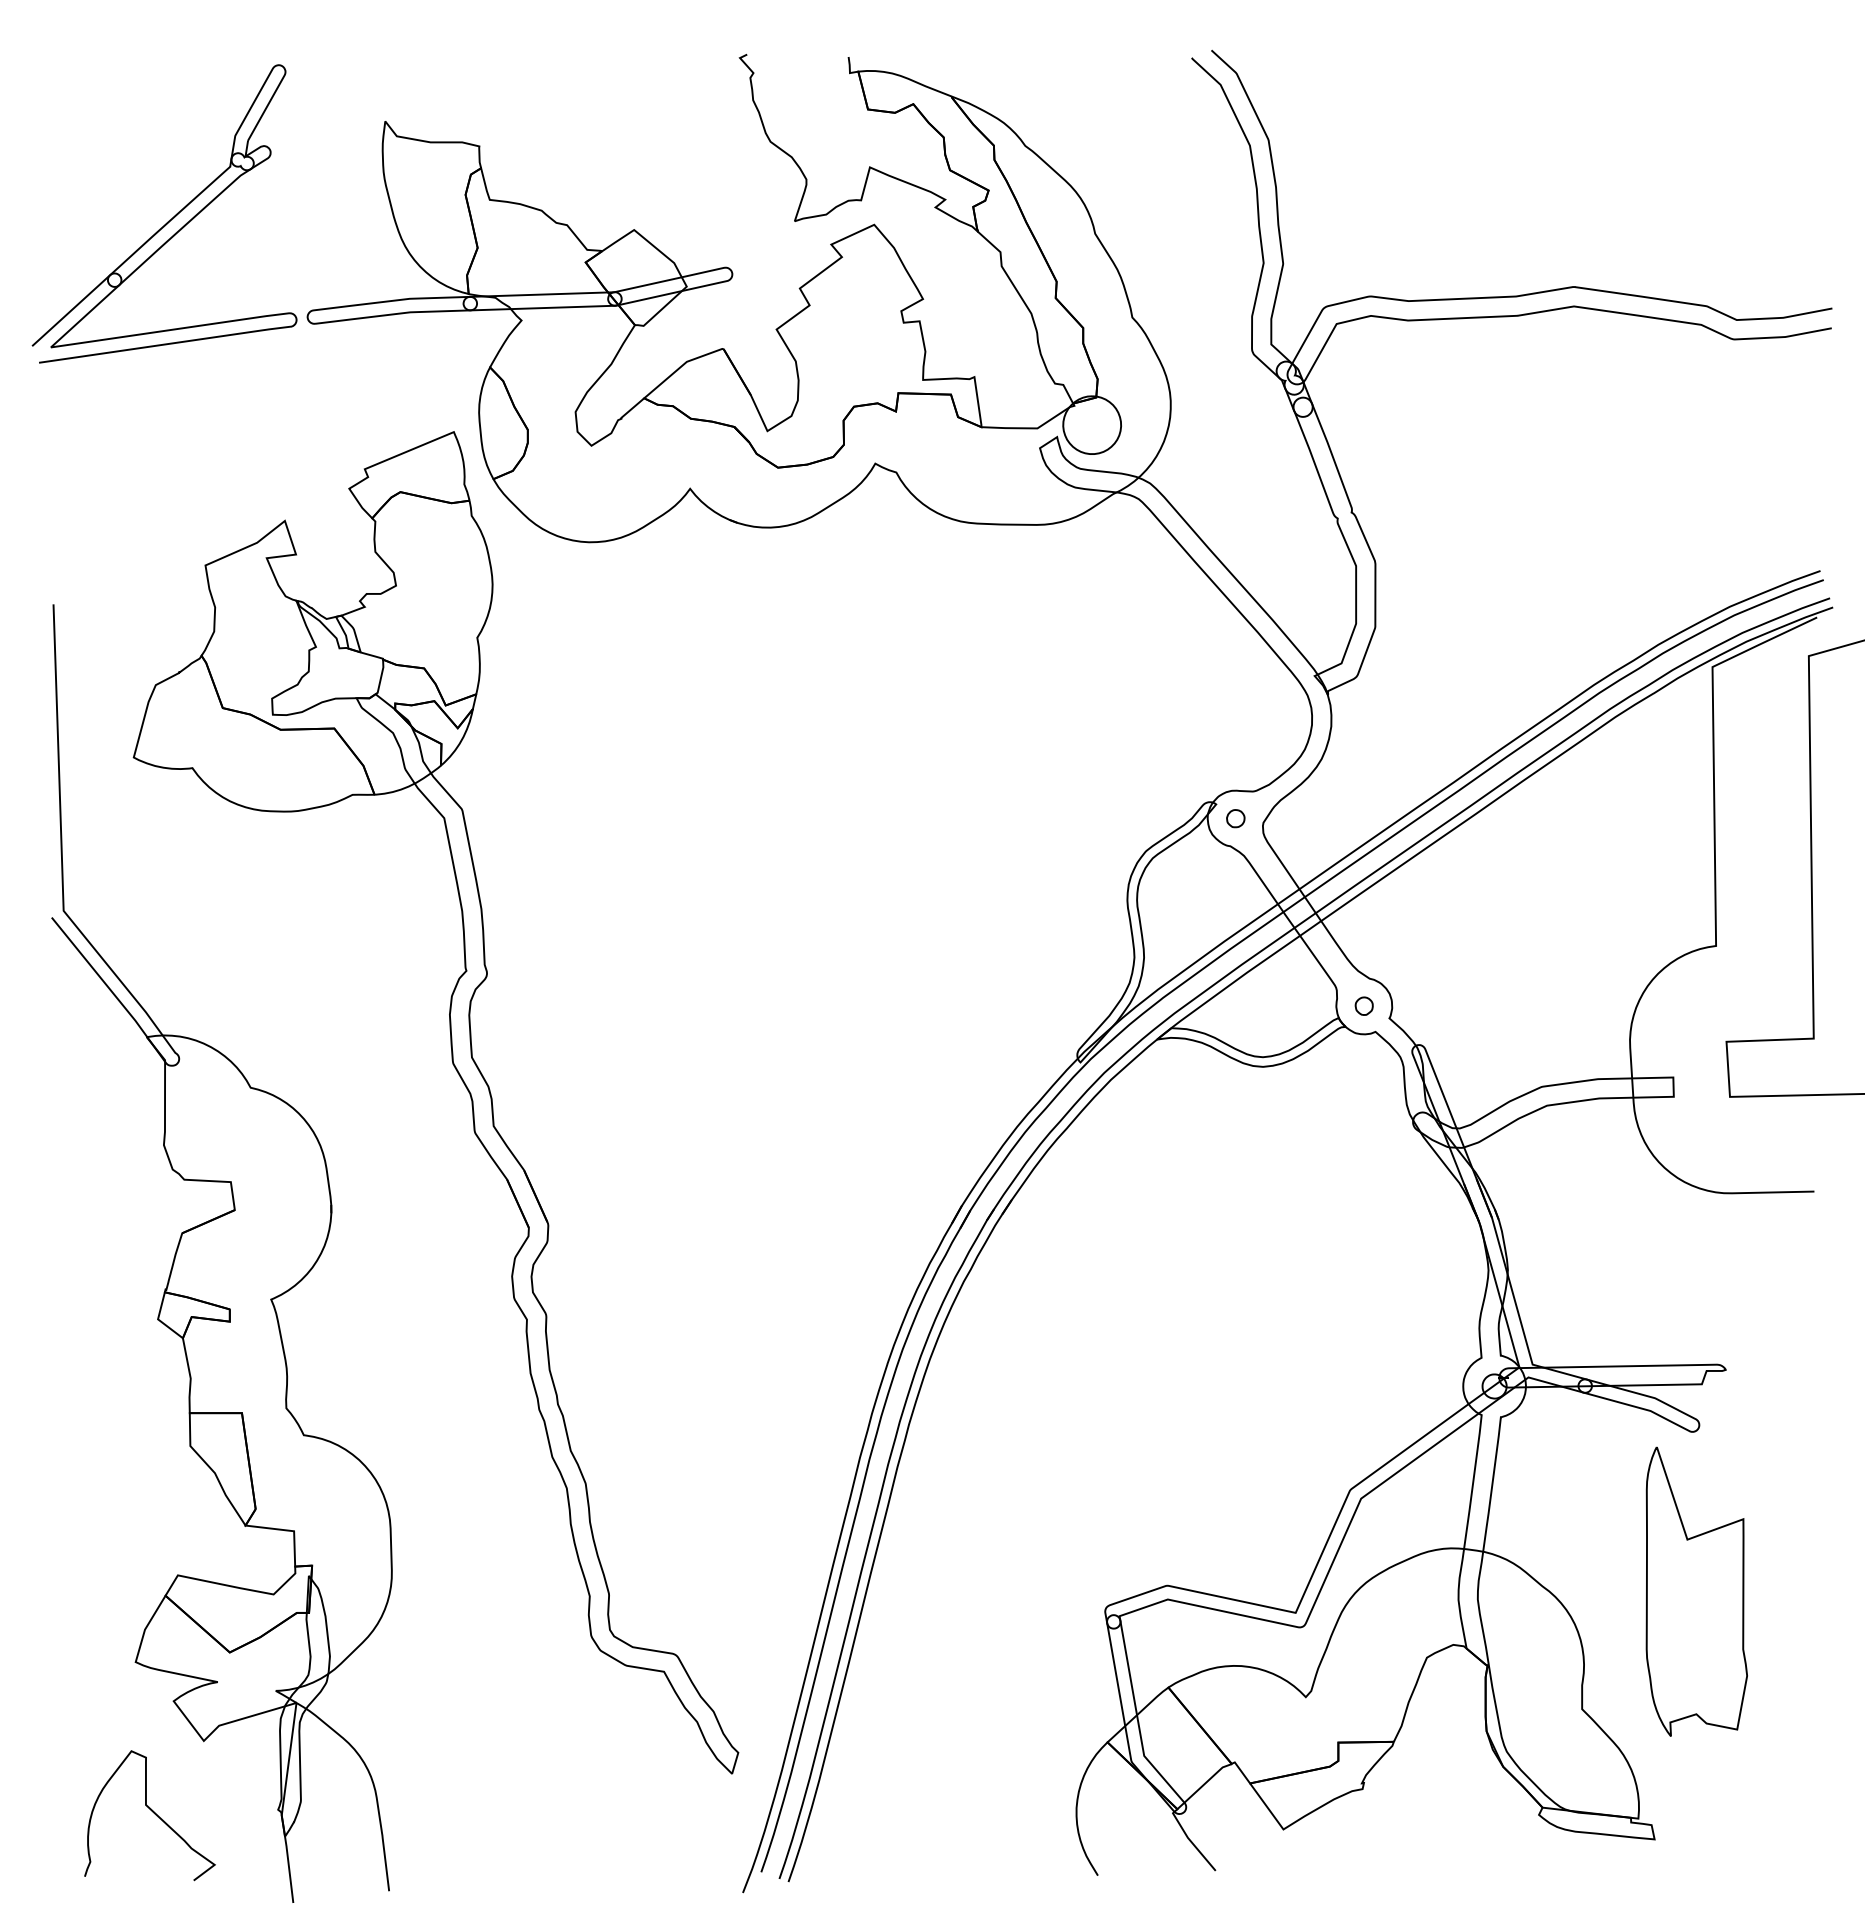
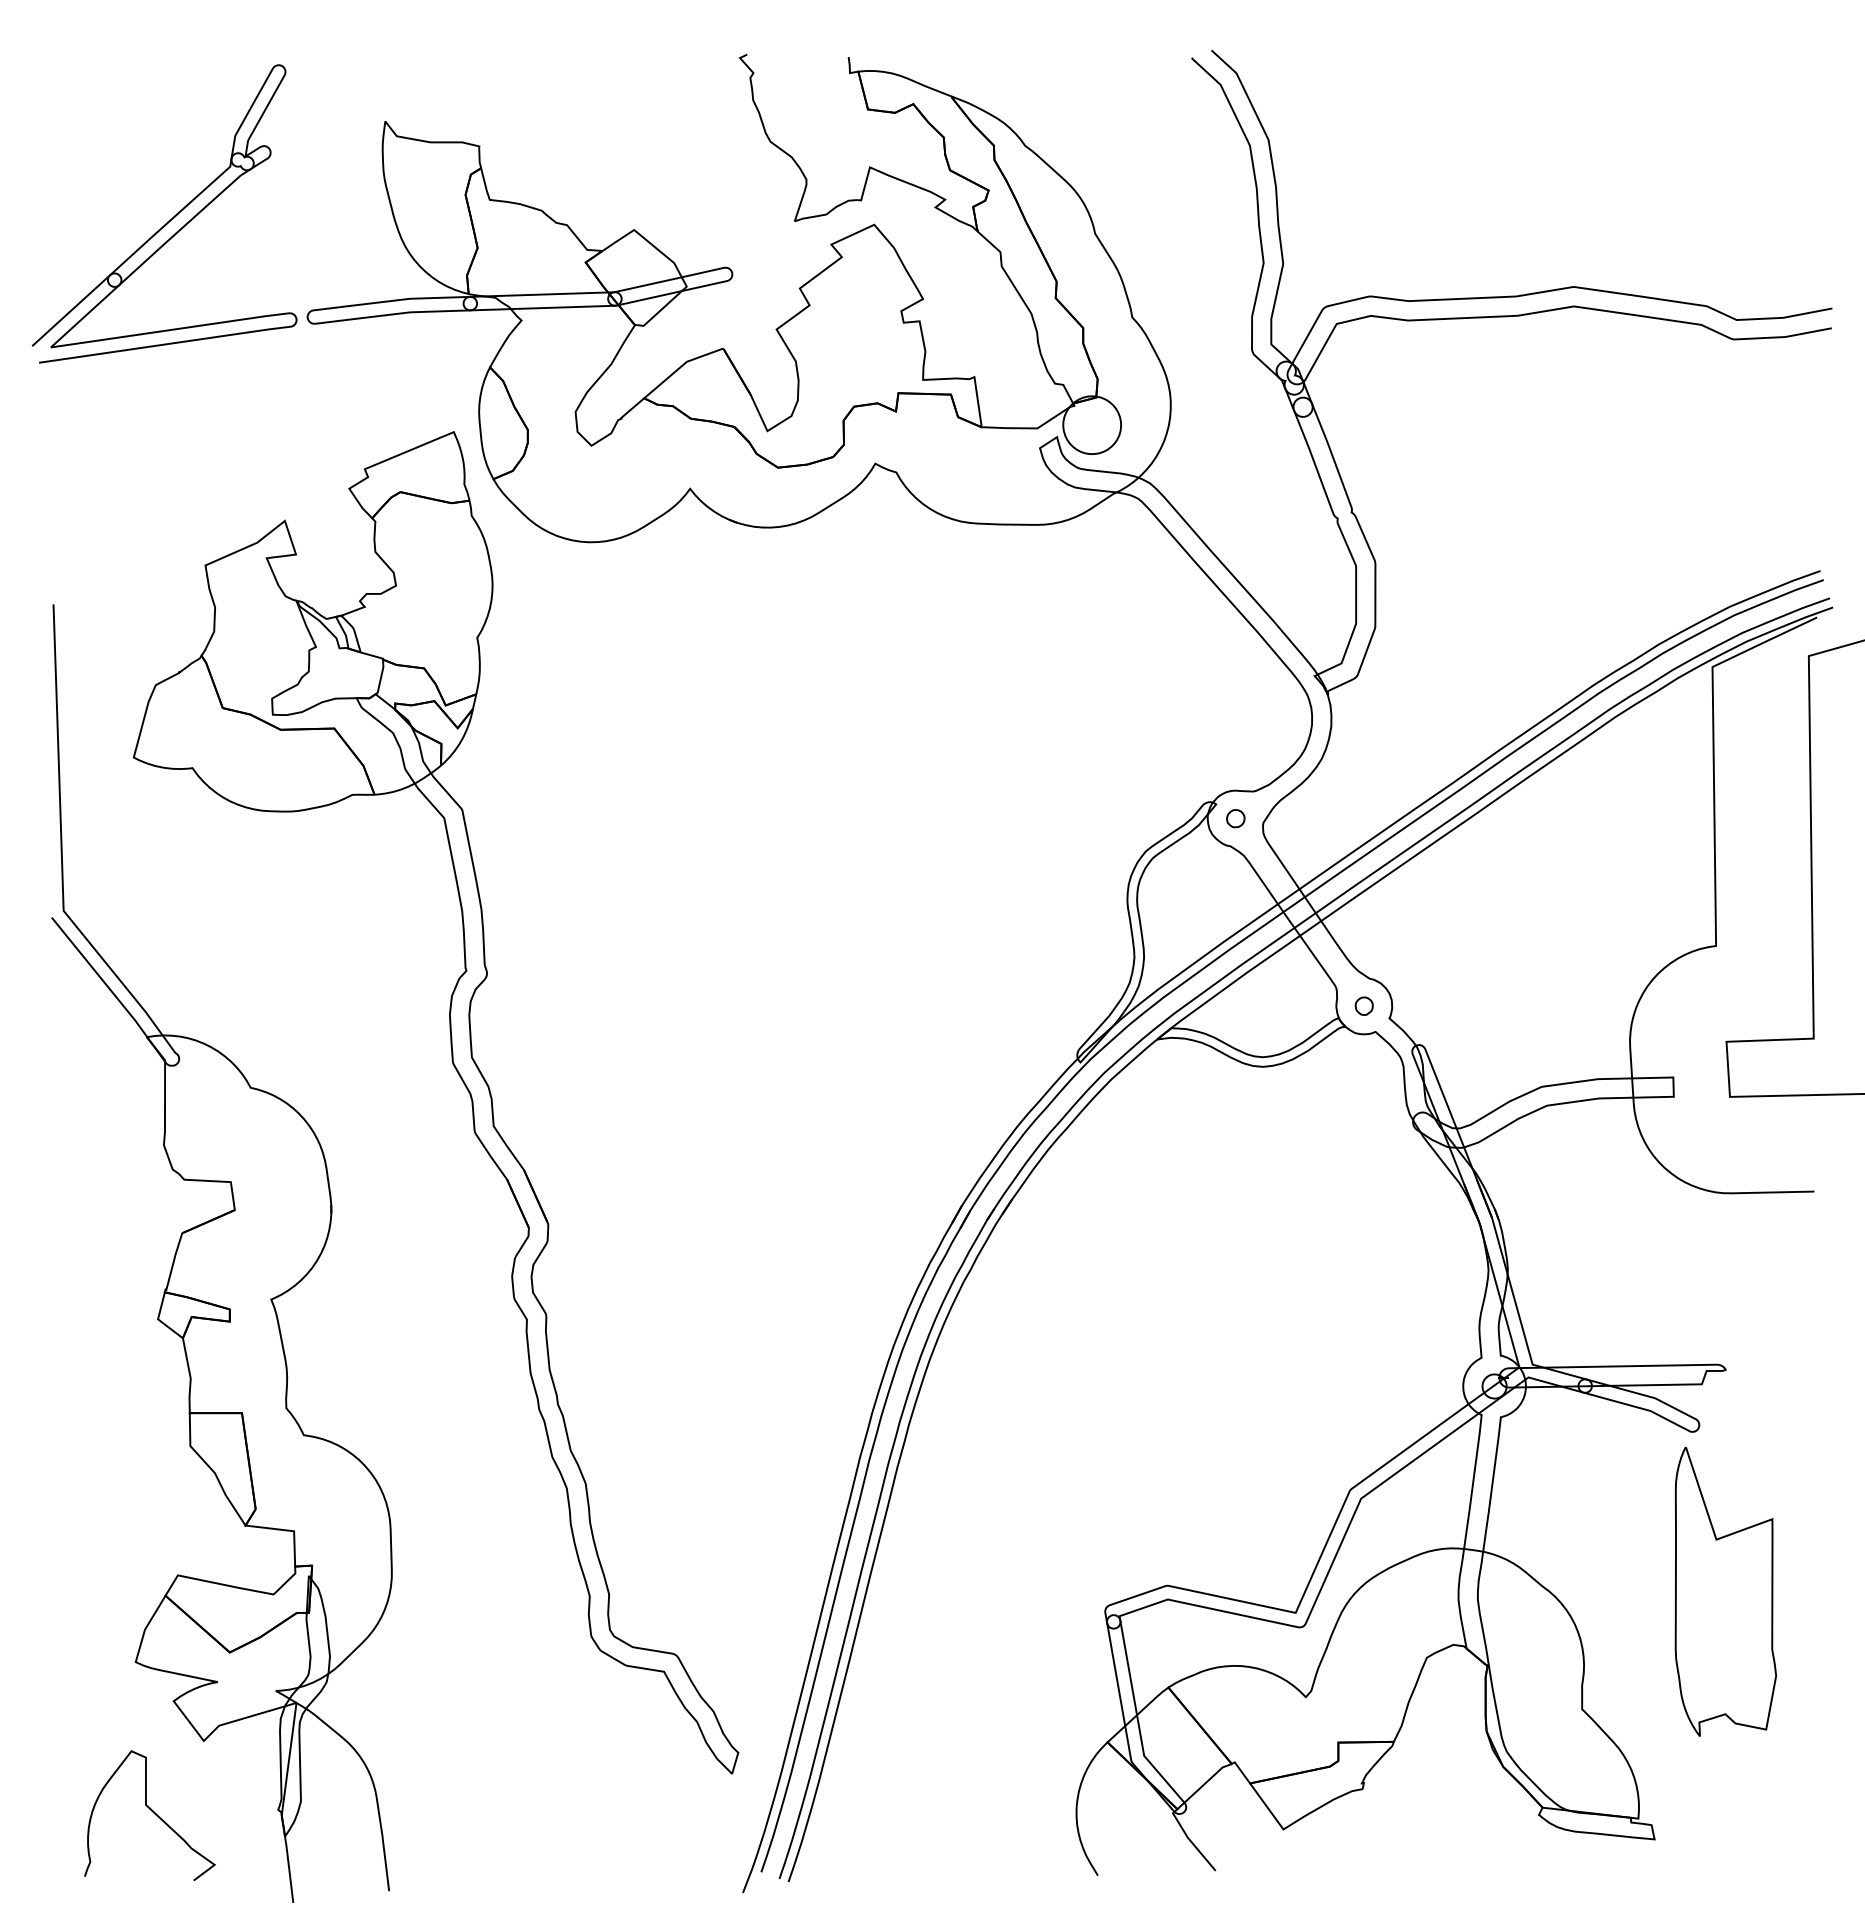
part position: (1696, 1591) -> (1725, 1591) (1725, 1591)
